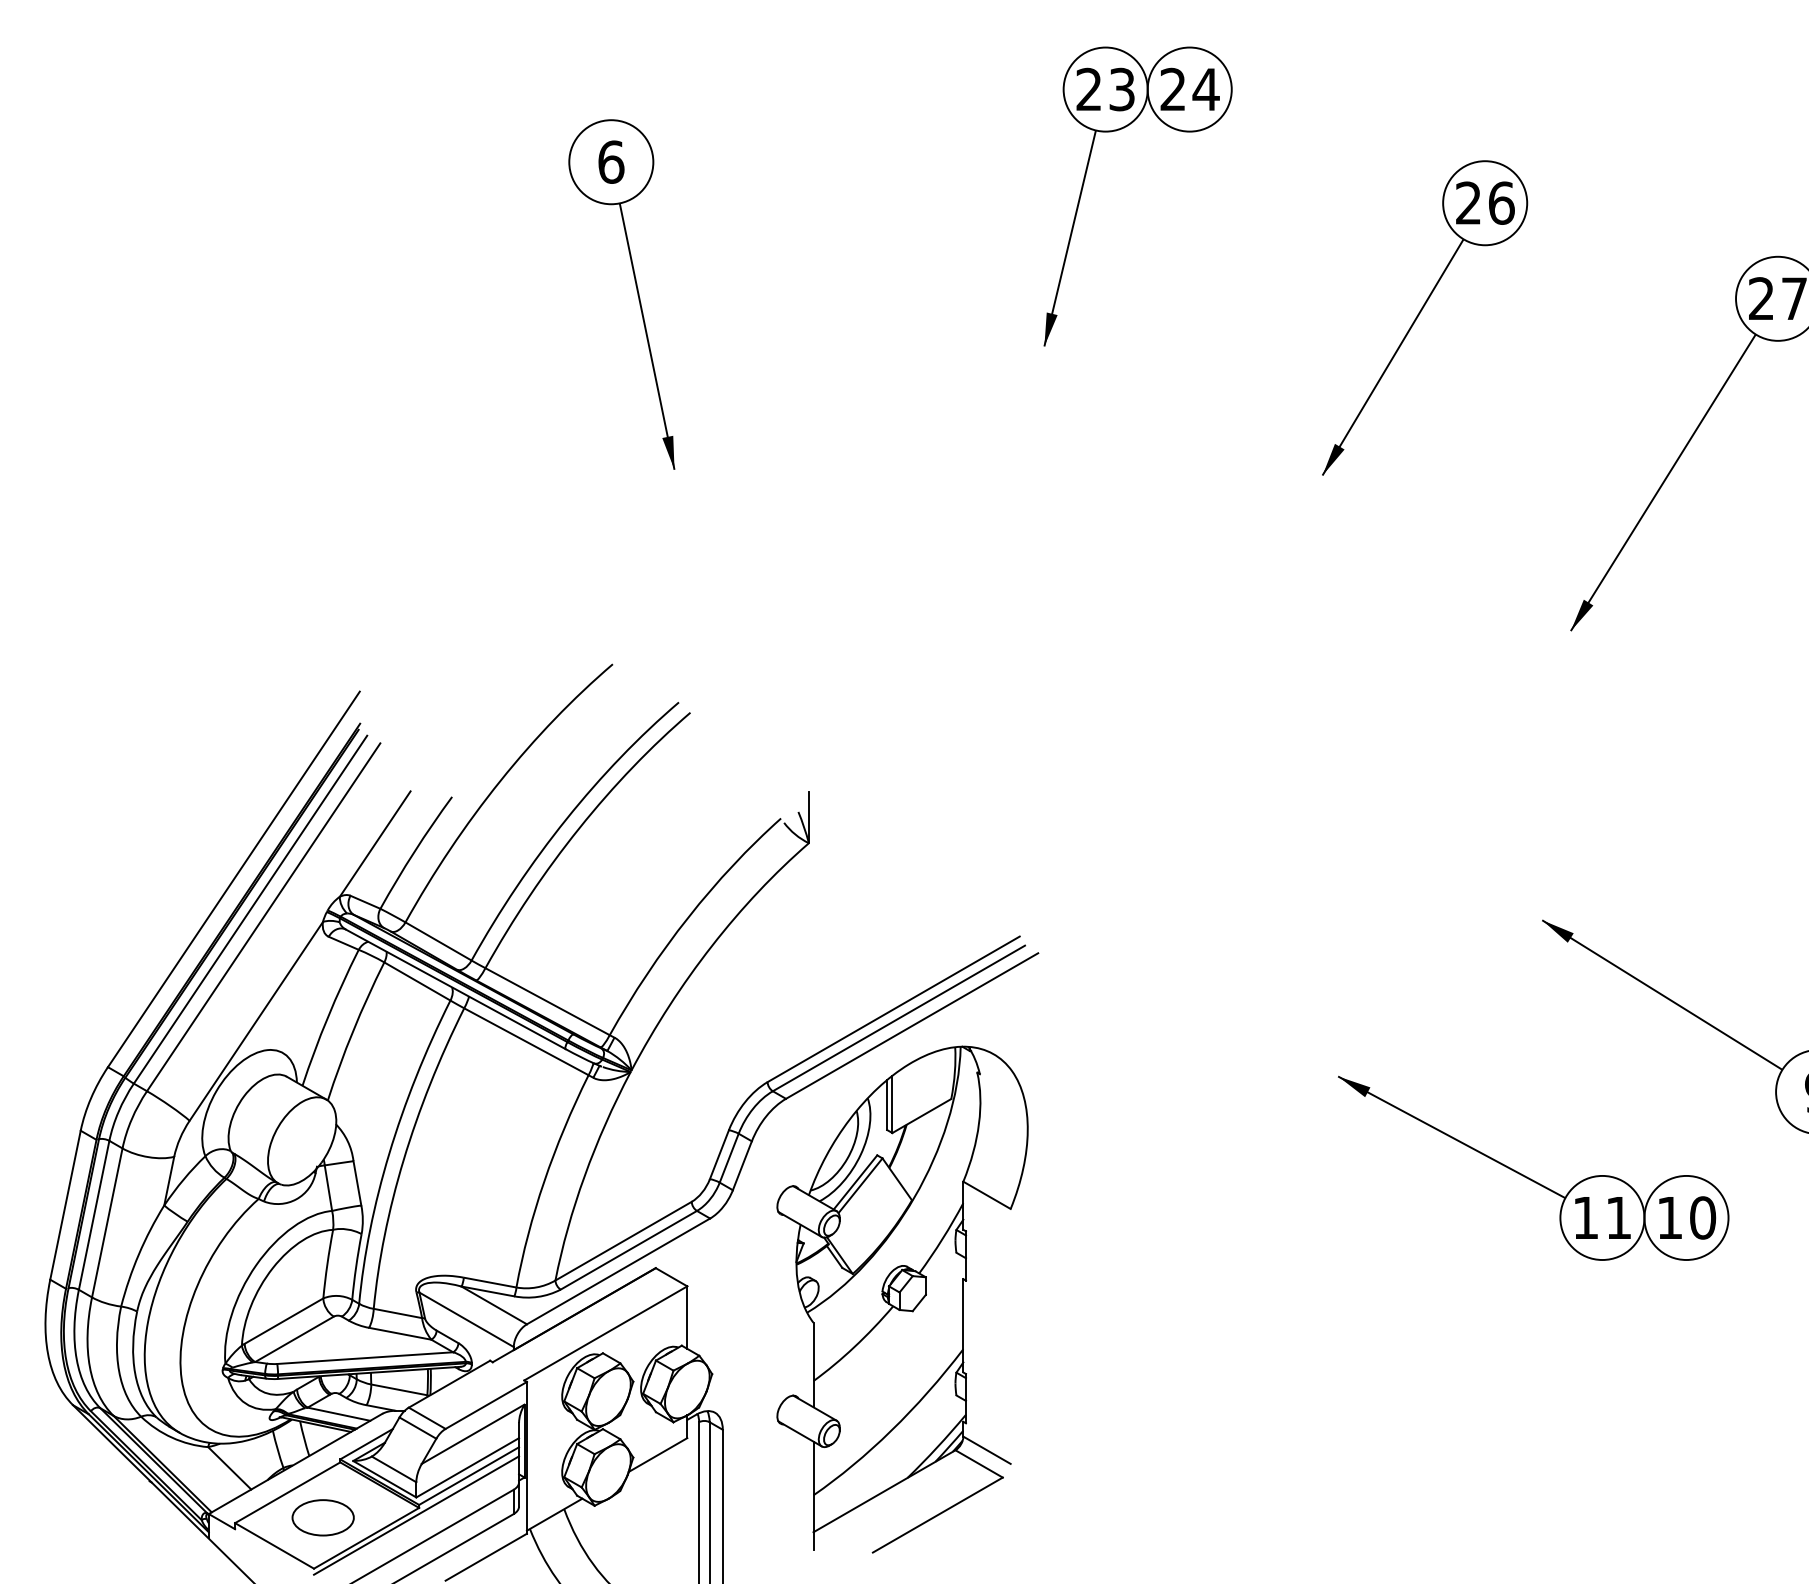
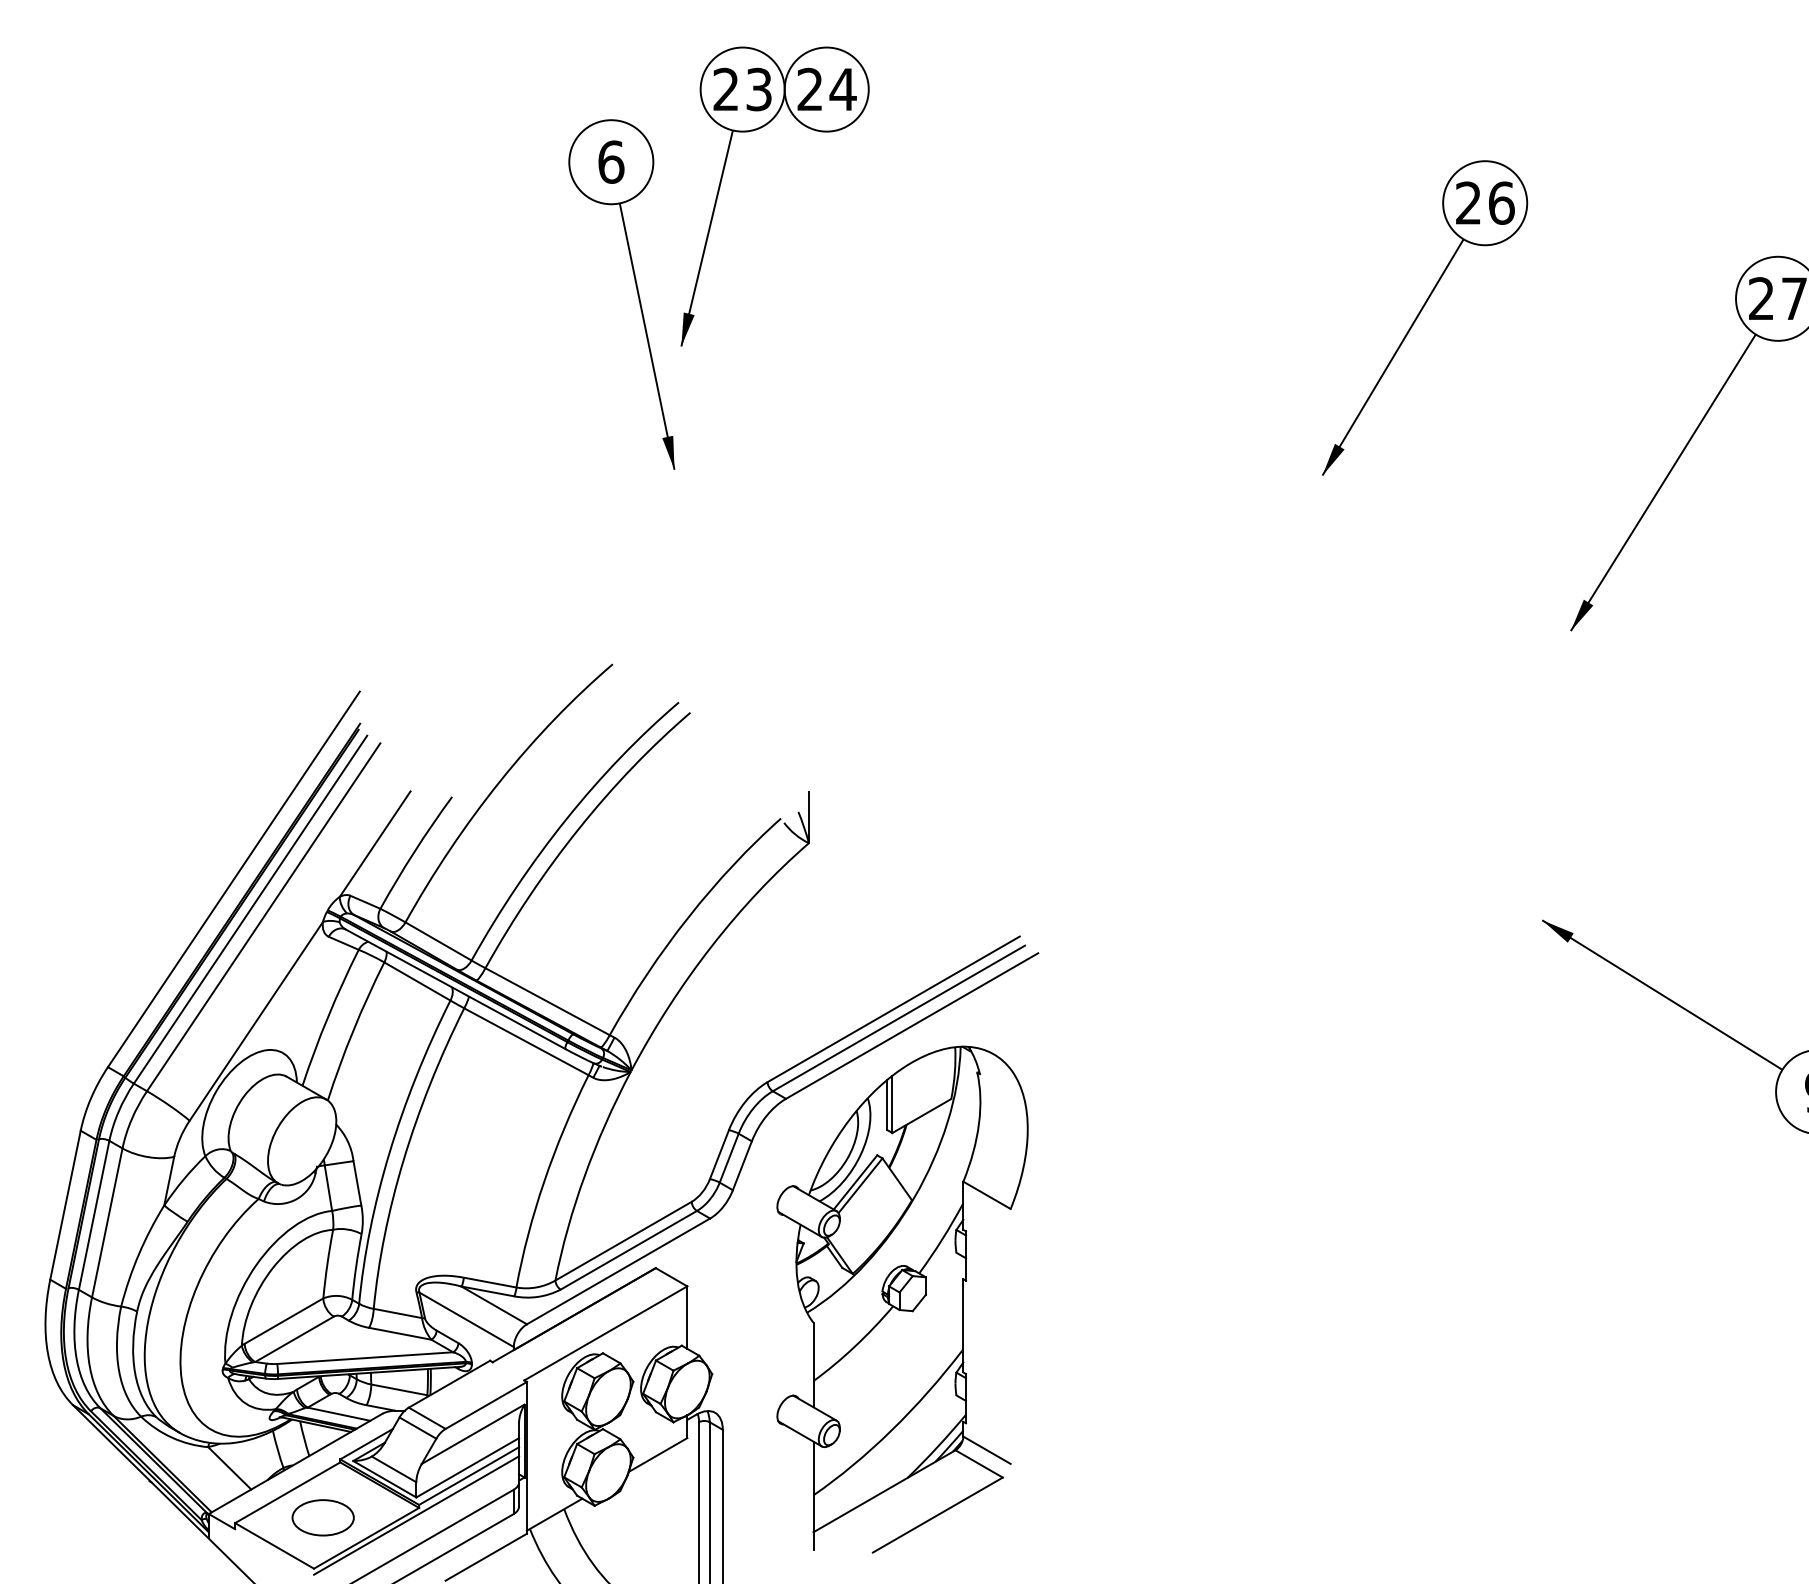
part position: (1084, 183) -> (721, 183) (721, 183)
part: present -> none (1529, 1177)
